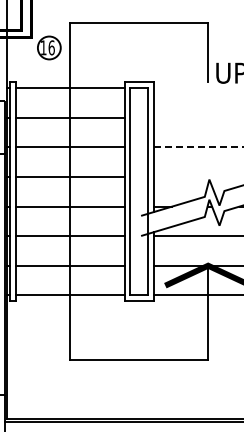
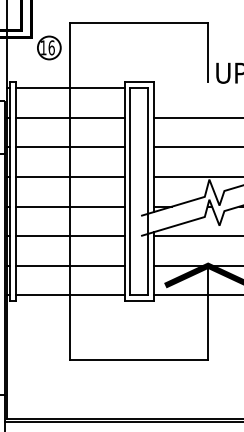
line: none -> present (197, 117)
line: dashed -> solid (198, 147)
line: none -> present (197, 177)
